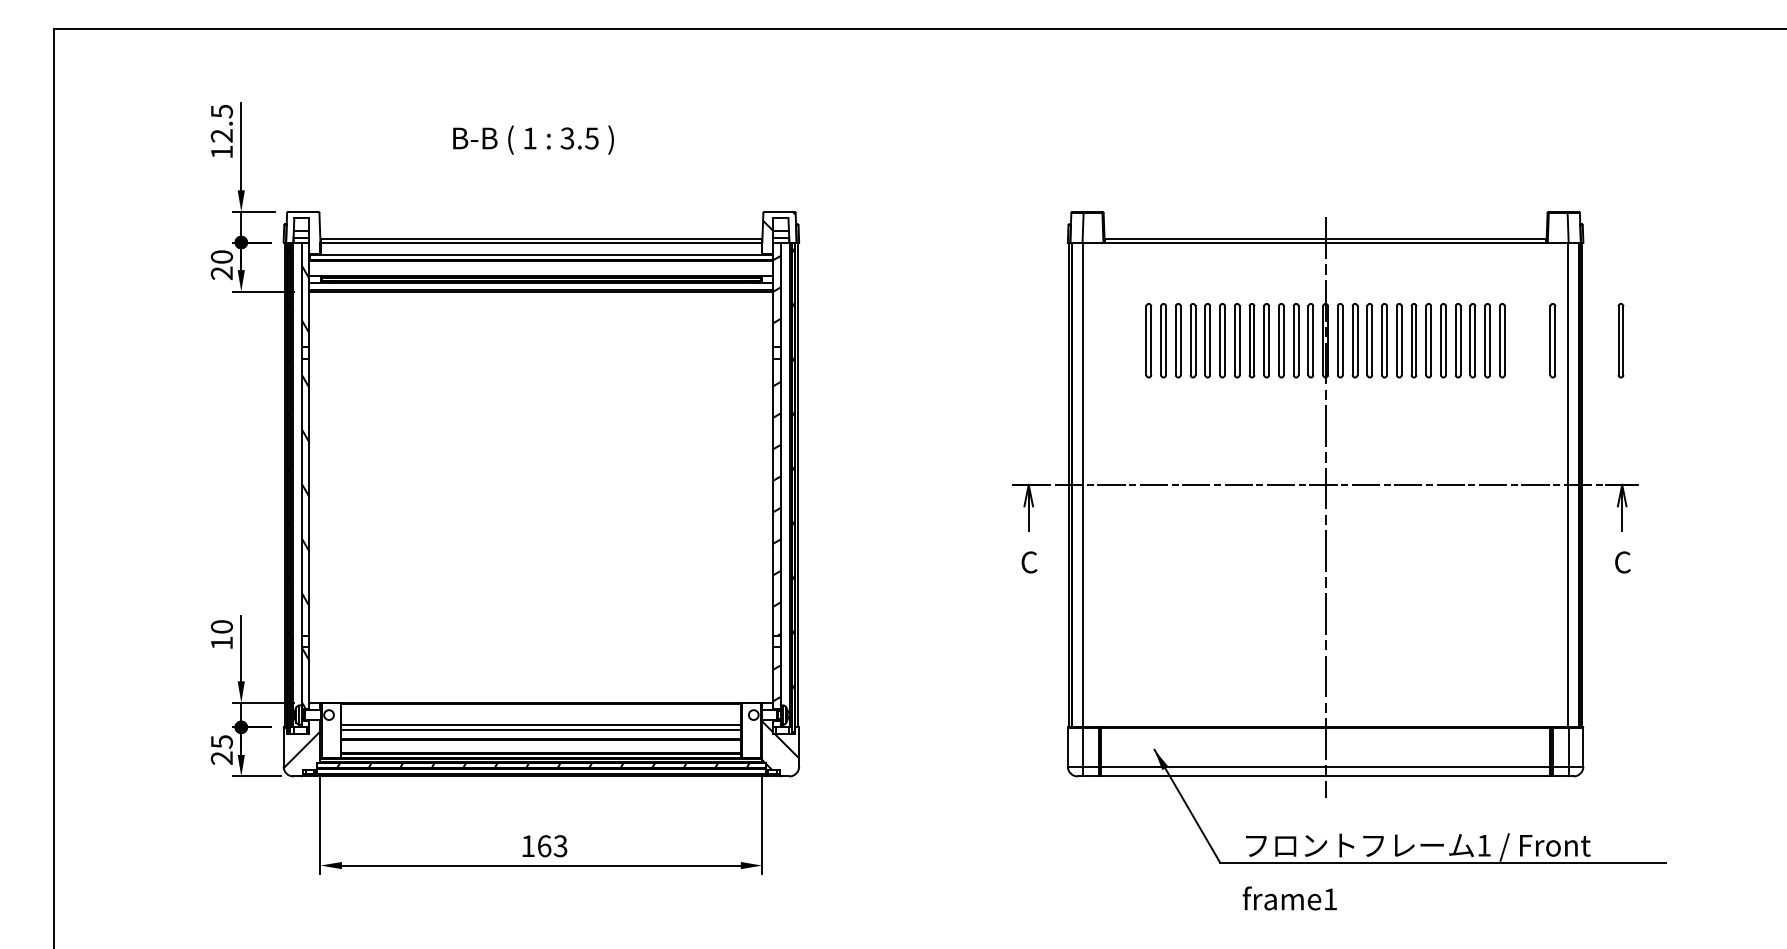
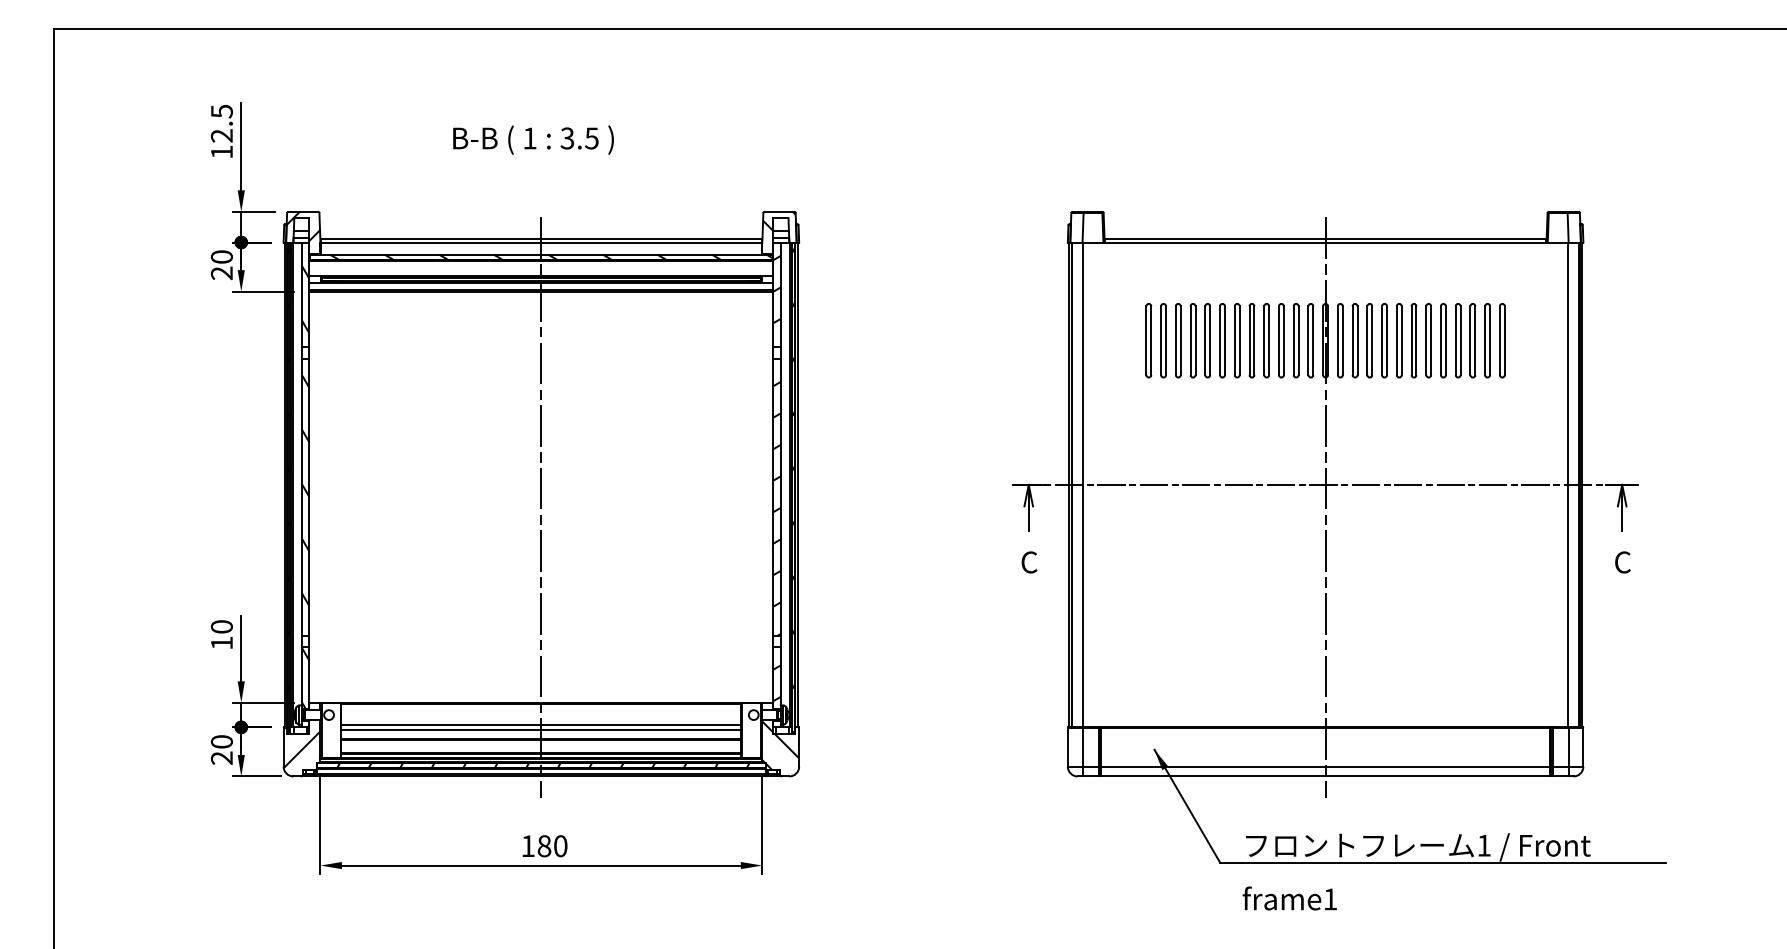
hatch: none -> present (303, 225)
hatch: none -> present (551, 256)
part: present -> none (1552, 340)
part: present -> none (1620, 340)
line: none -> present (541, 507)
text: 25 -> 20 (221, 741)
text: 163 -> 180 (552, 846)
